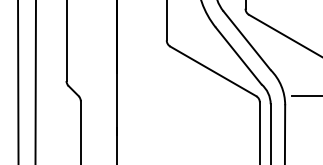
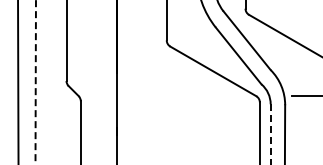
line: solid -> dashed (35, 82)
line: solid -> dashed (270, 134)
